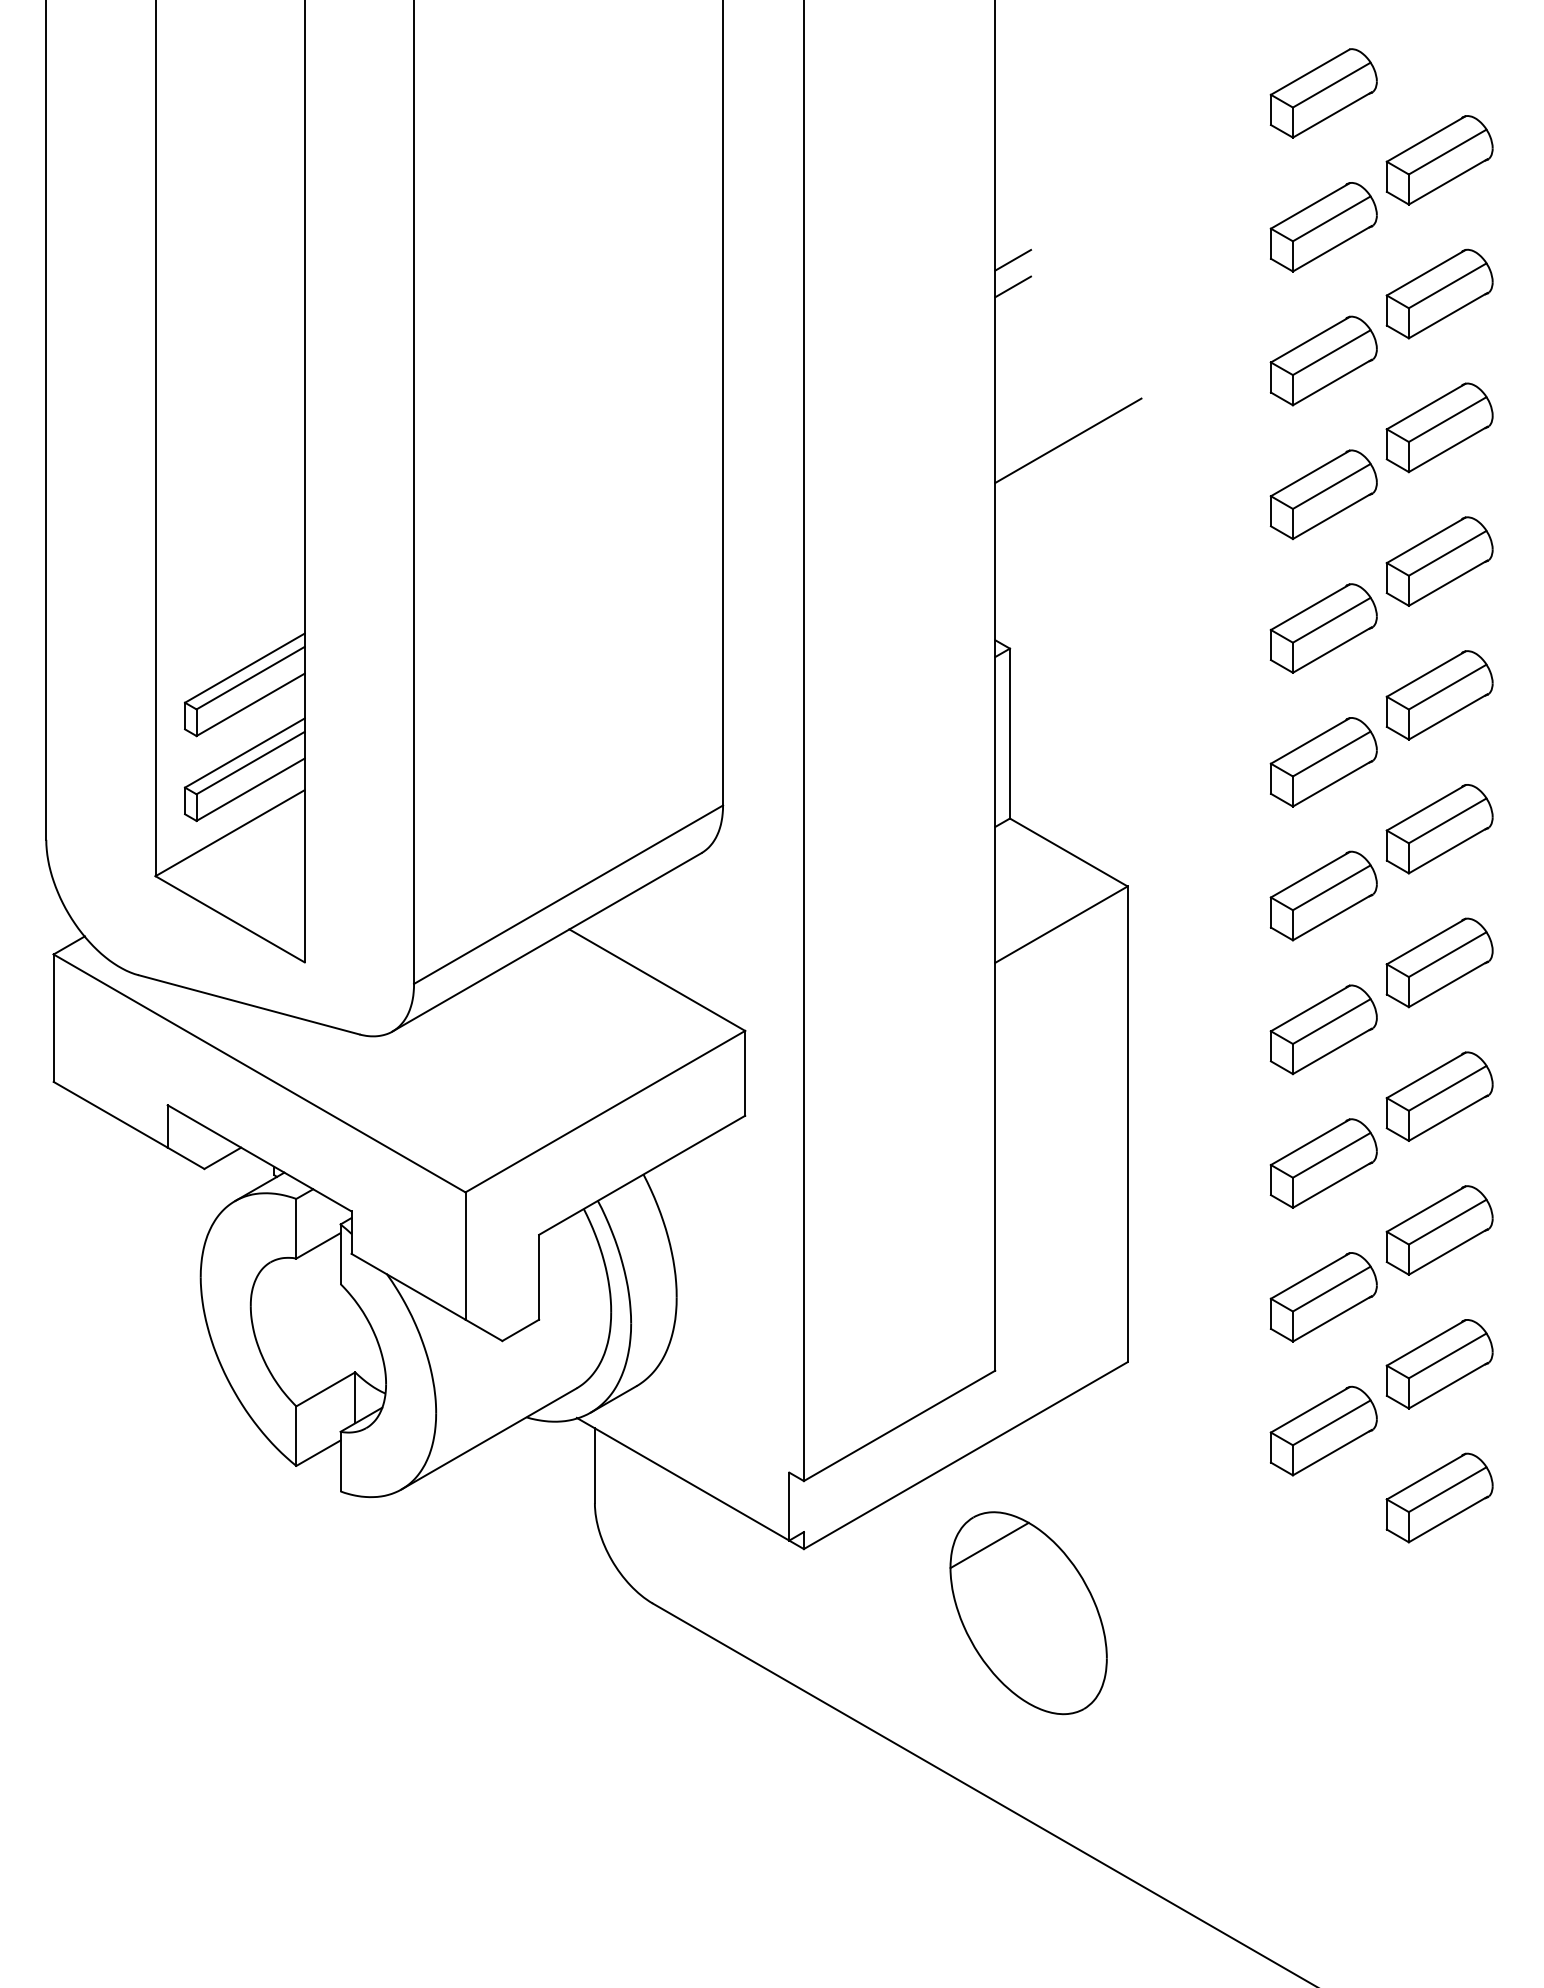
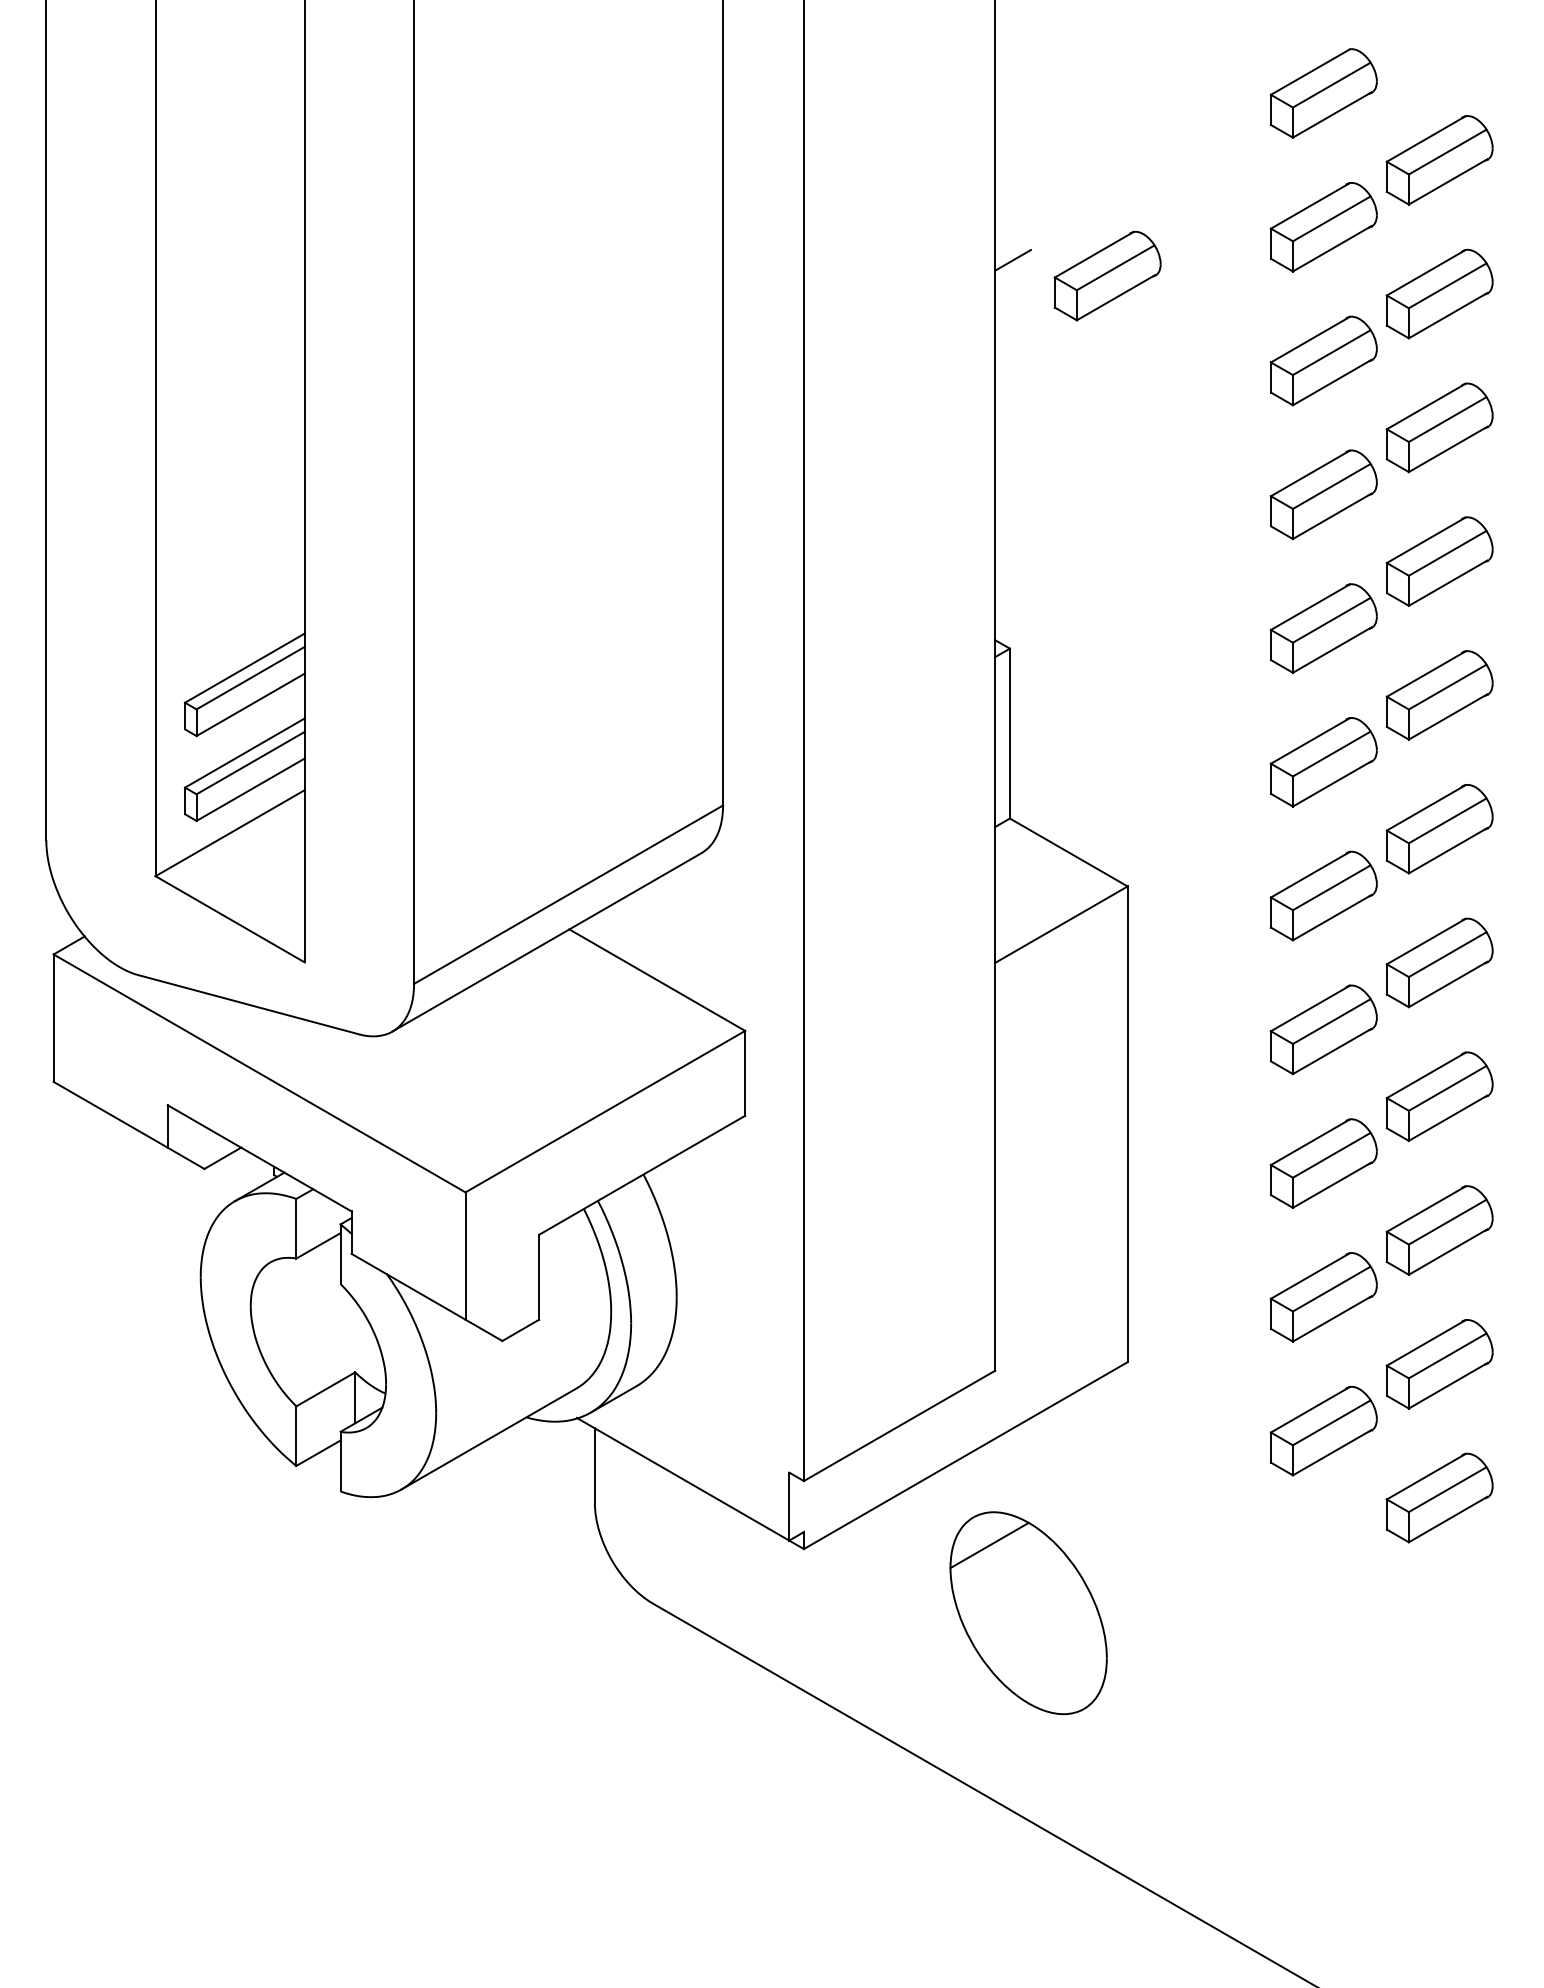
part: none -> present (1107, 275)
line: present -> none (1013, 286)
line: present -> none (1068, 440)
